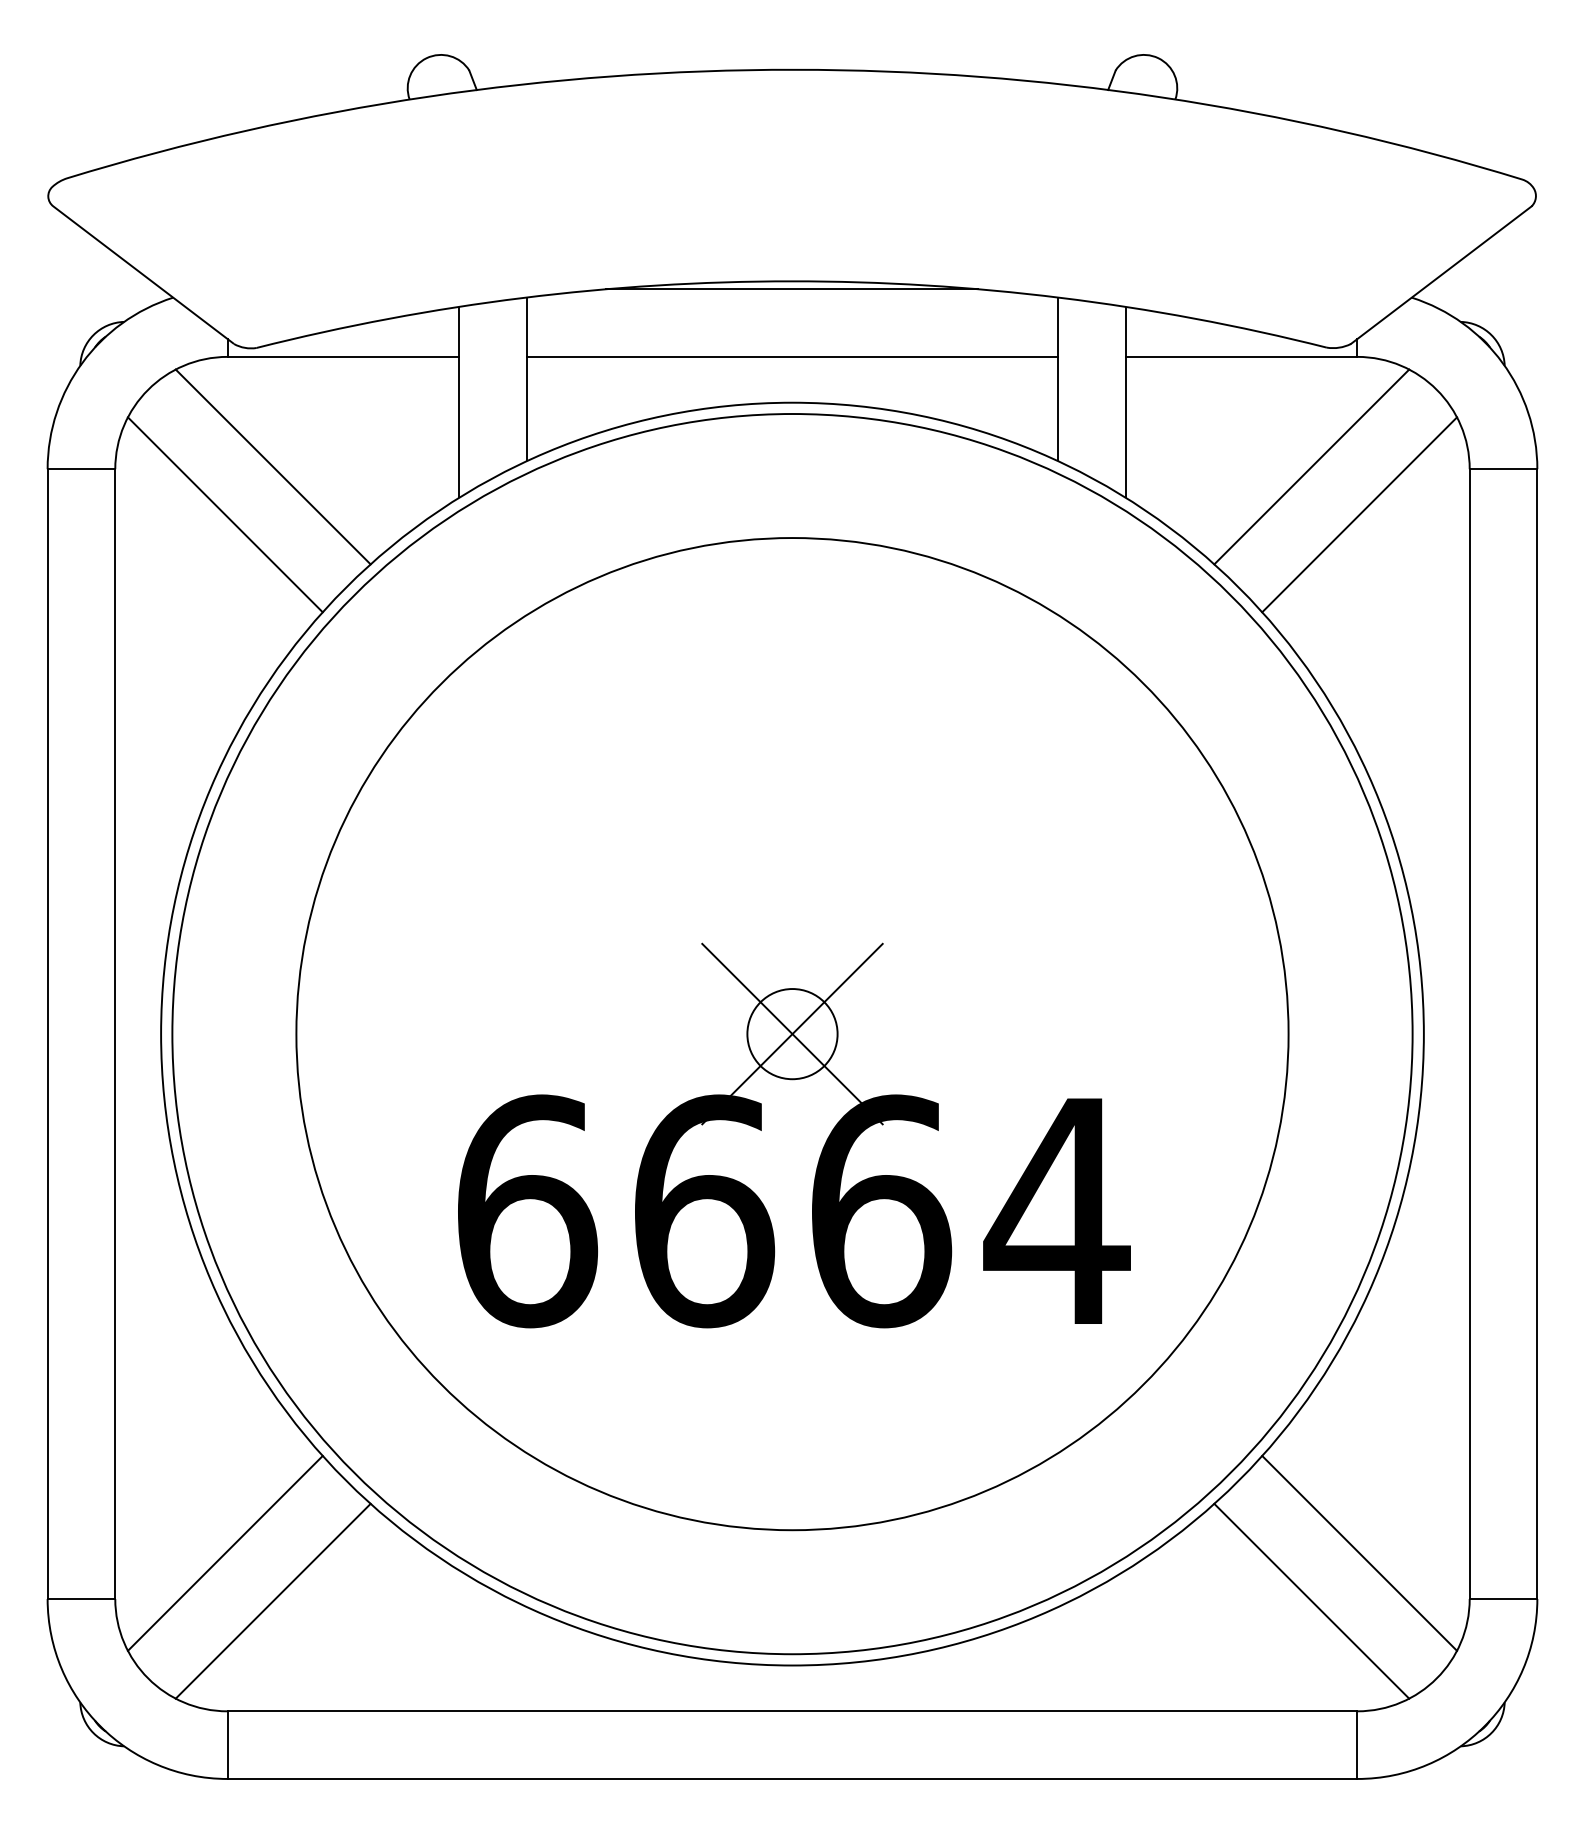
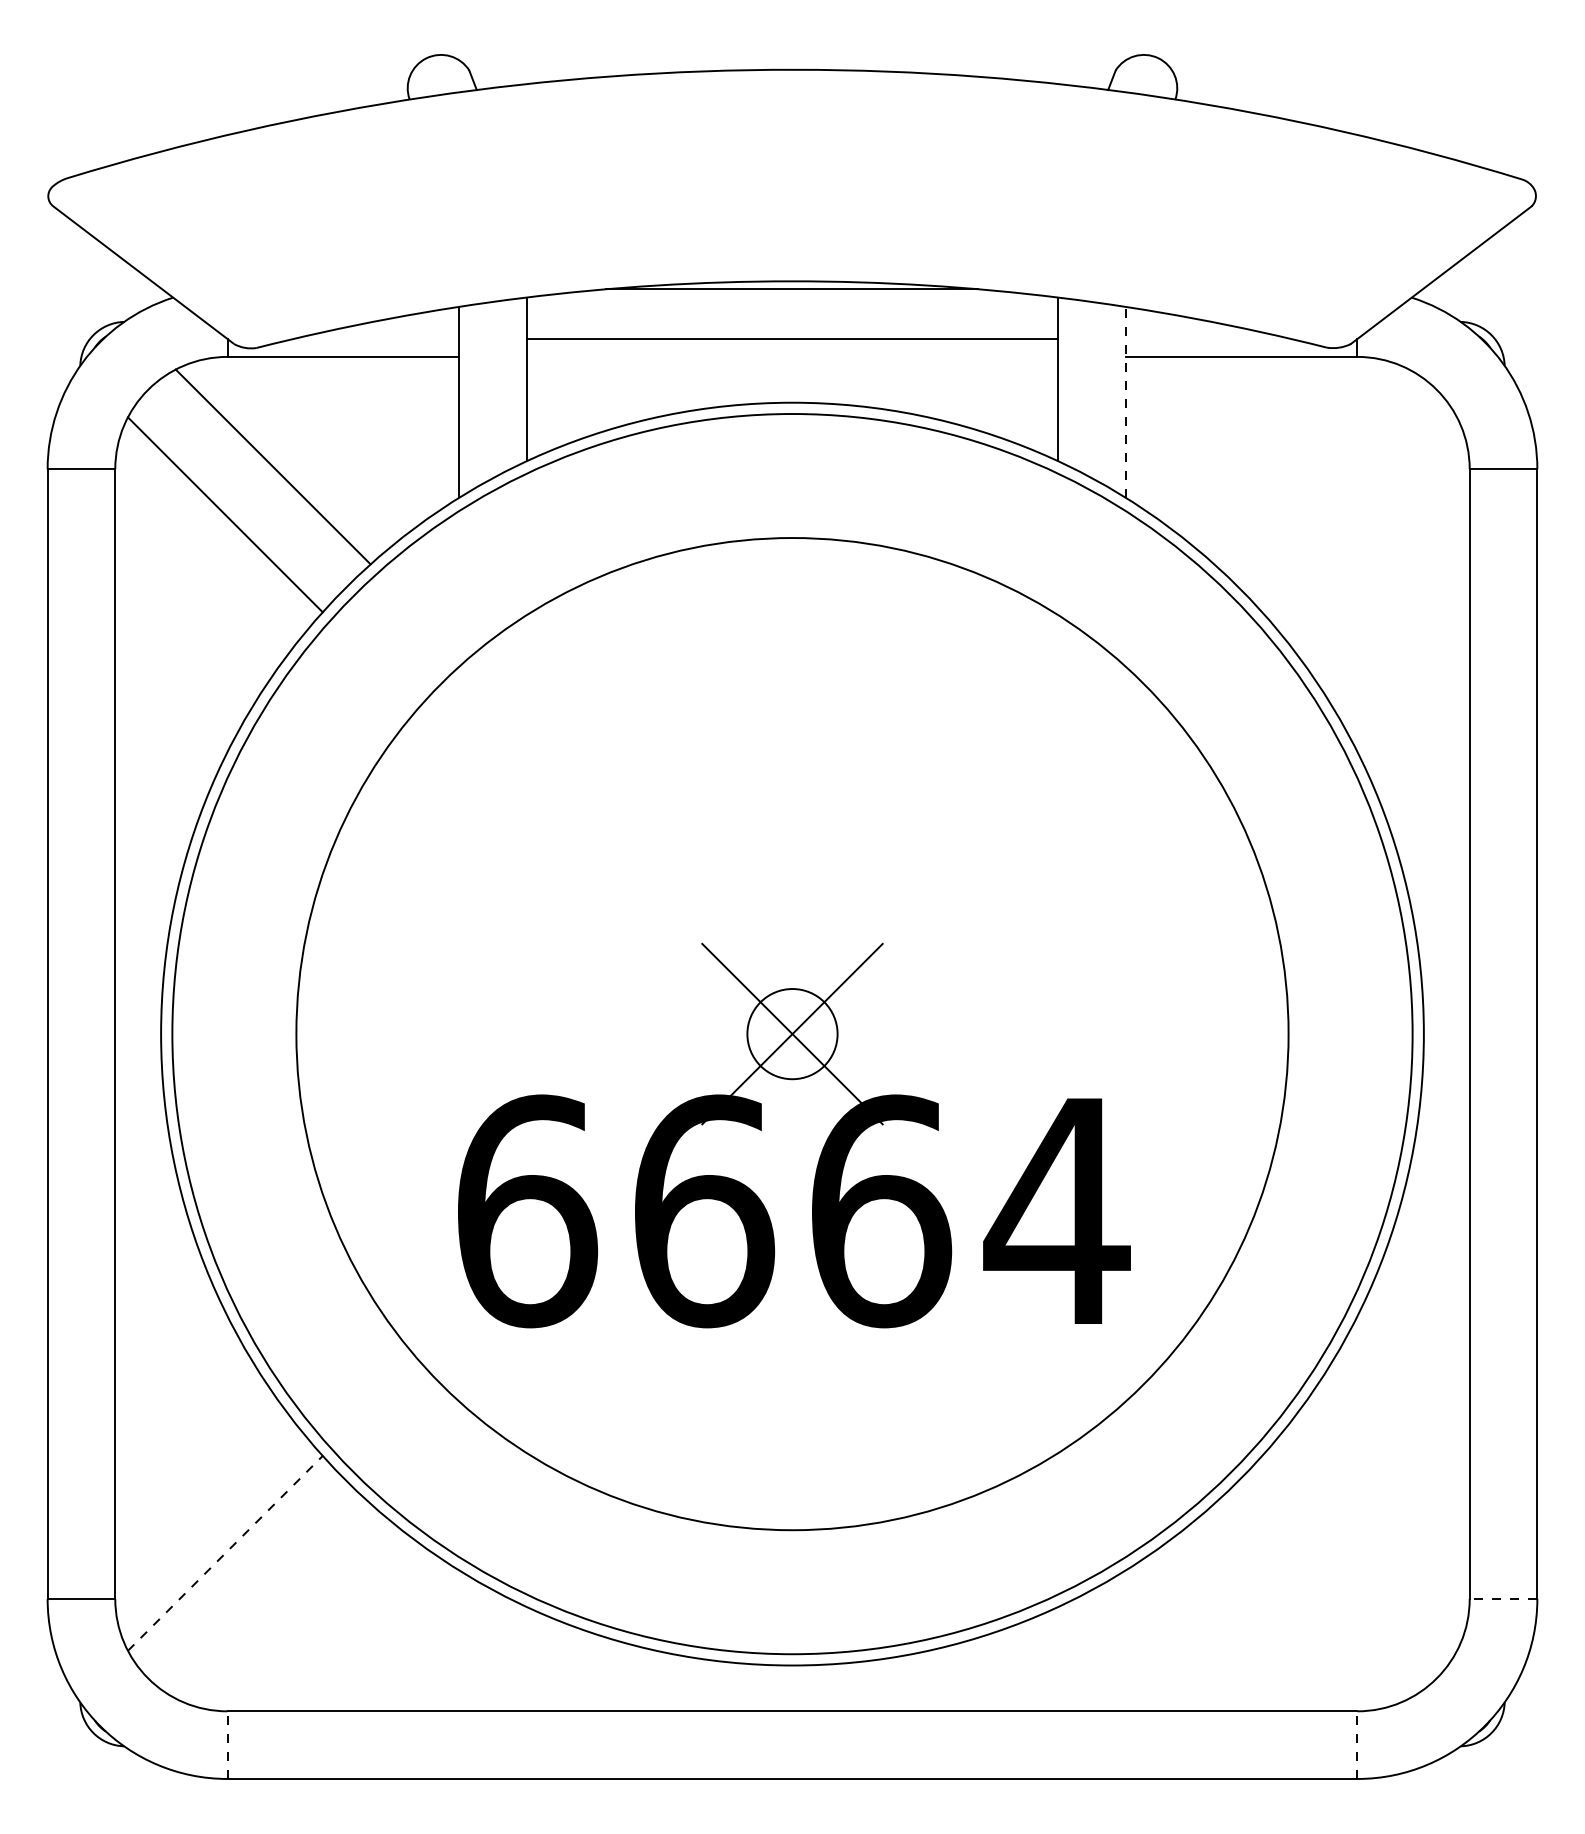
line position: (792, 356) -> (792, 338) (792, 338)
line: solid -> dashed (1126, 402)
line: present -> none (1311, 466)
line: present -> none (1359, 514)
line: present -> none (1359, 1552)
line: solid -> dashed (225, 1553)
line: solid -> dashed (1503, 1599)
line: present -> none (272, 1600)
line: present -> none (1311, 1600)
line: solid -> dashed (227, 1745)
line: solid -> dashed (1357, 1745)
